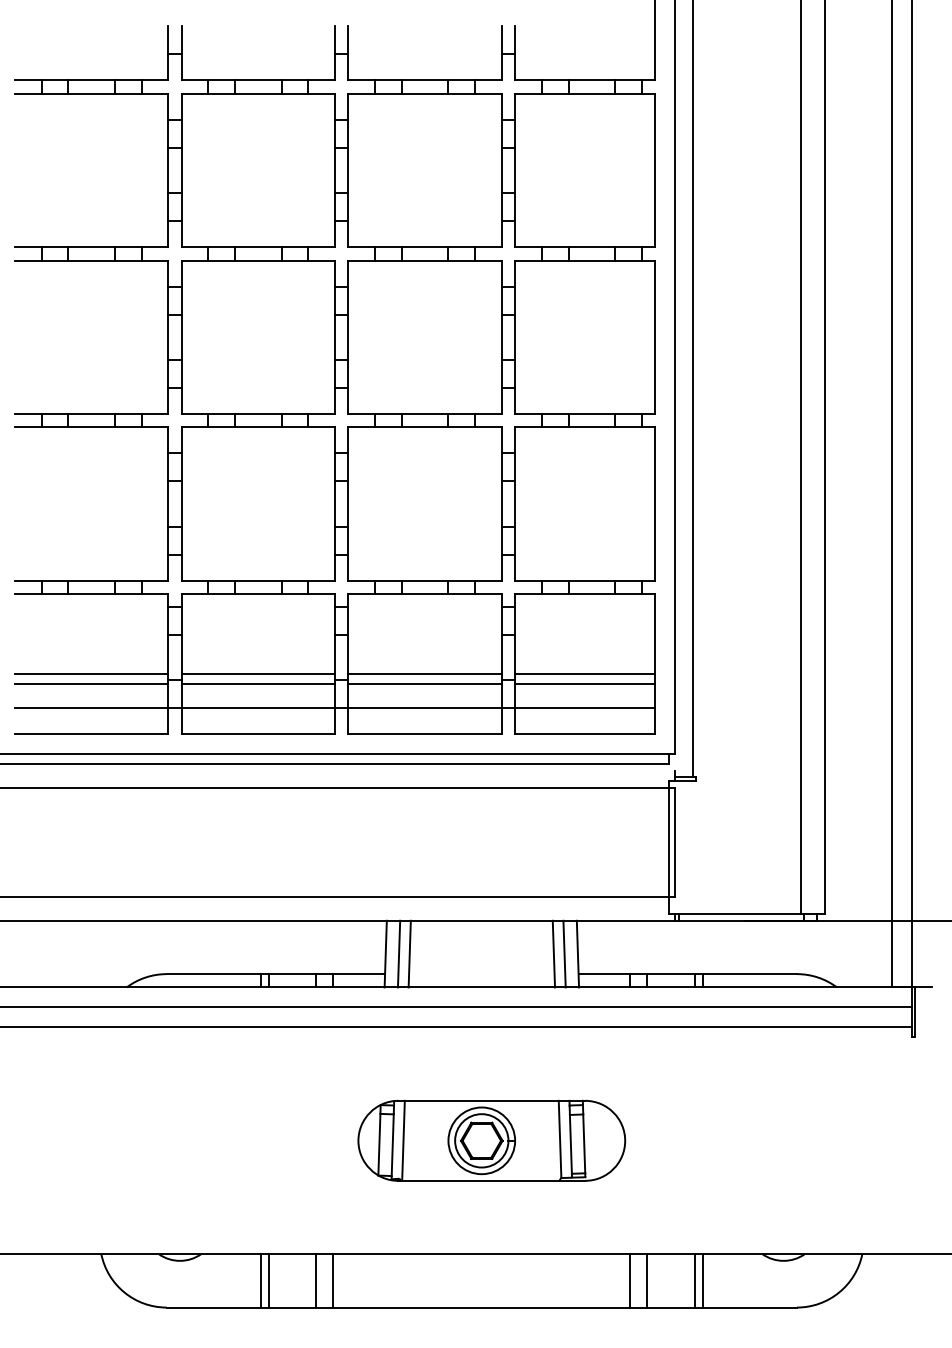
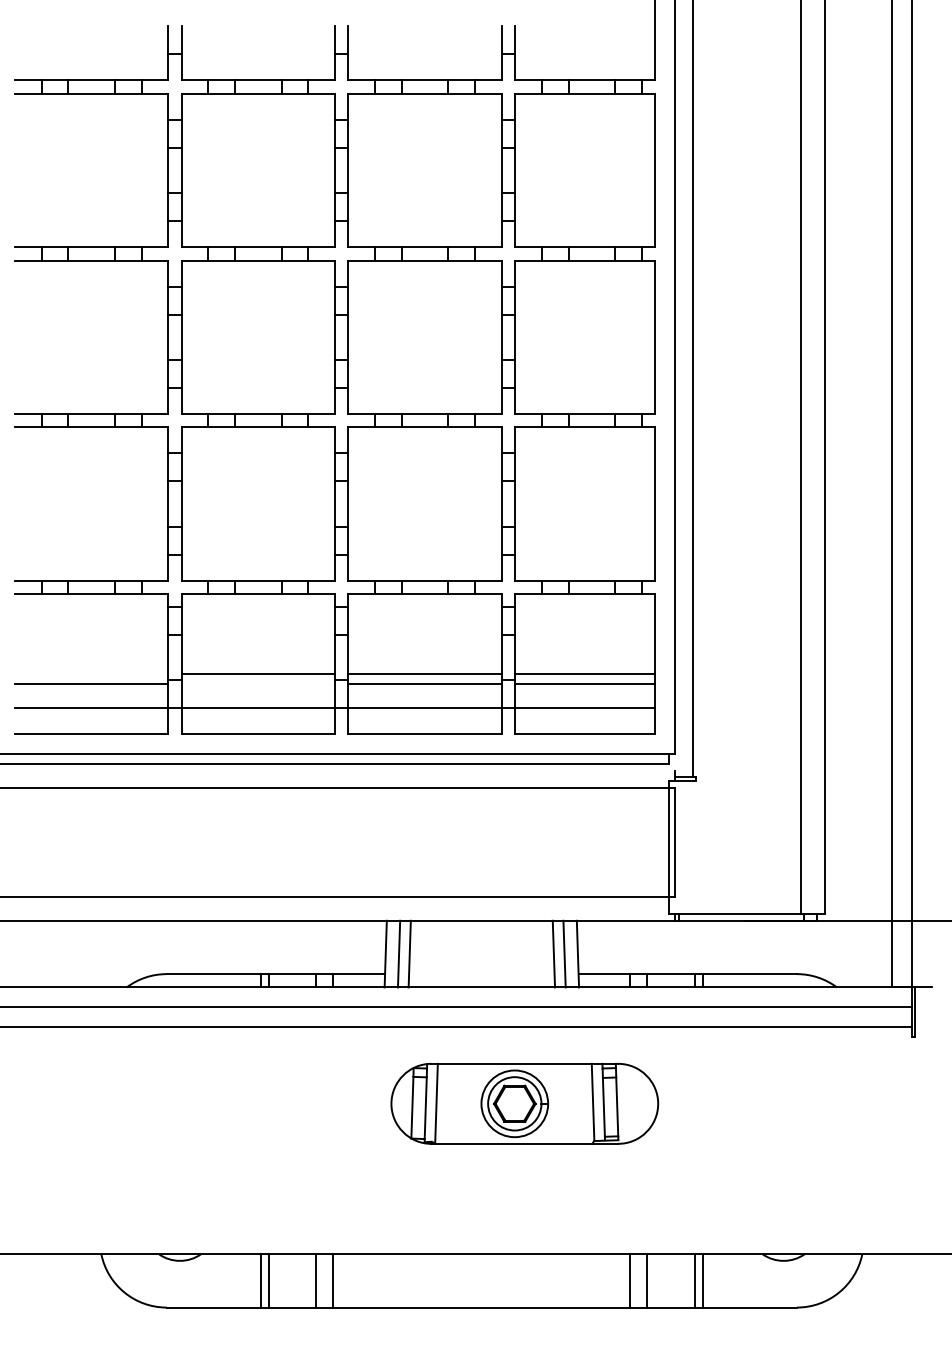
line: present -> none (91, 673)
line: present -> none (258, 684)
part position: (491, 1140) -> (524, 1103) (524, 1103)
